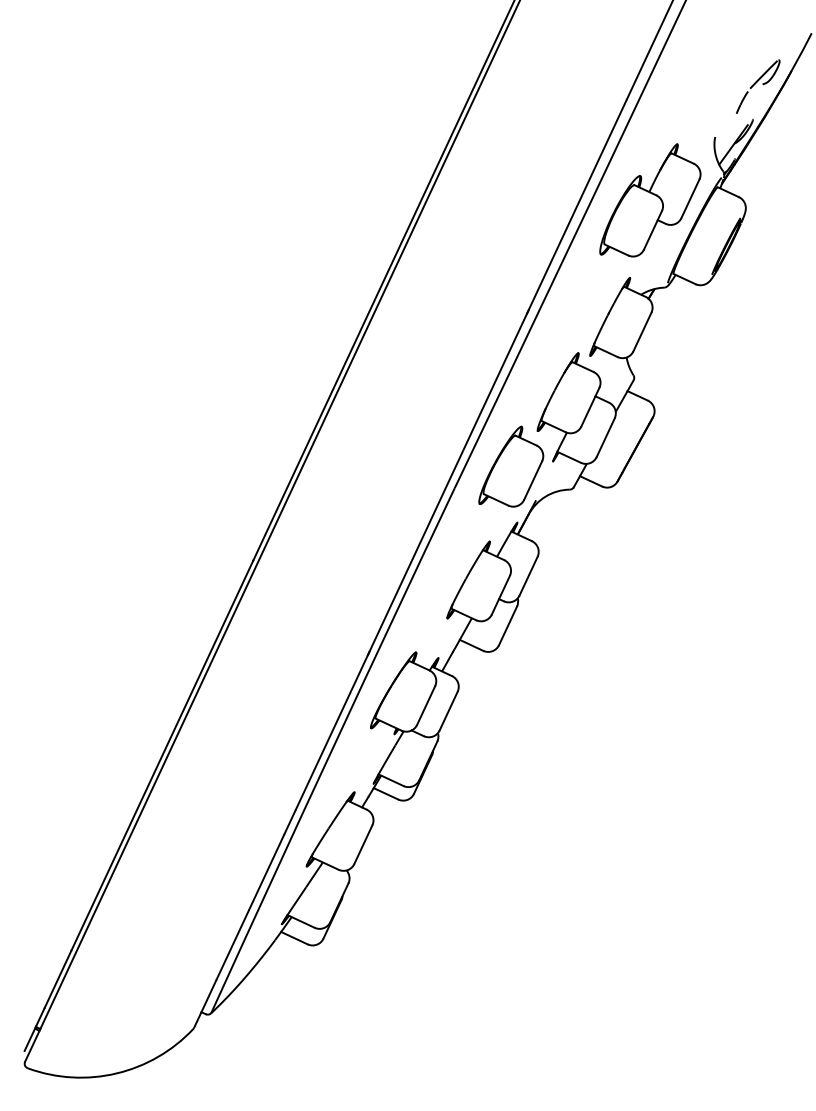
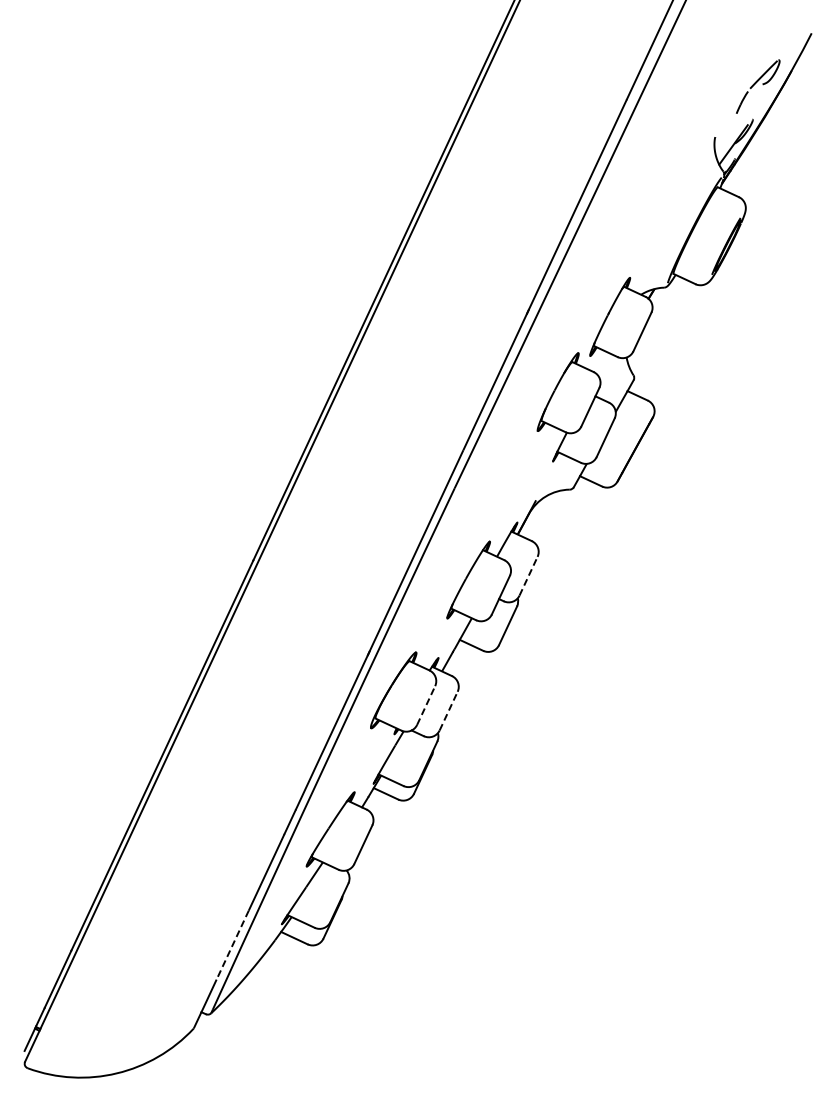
part: present -> none (650, 200)
part: present -> none (511, 466)
line: solid -> dashed (528, 575)
line: solid -> dashed (426, 705)
line: solid -> dashed (448, 710)
line: solid -> dashed (232, 945)
